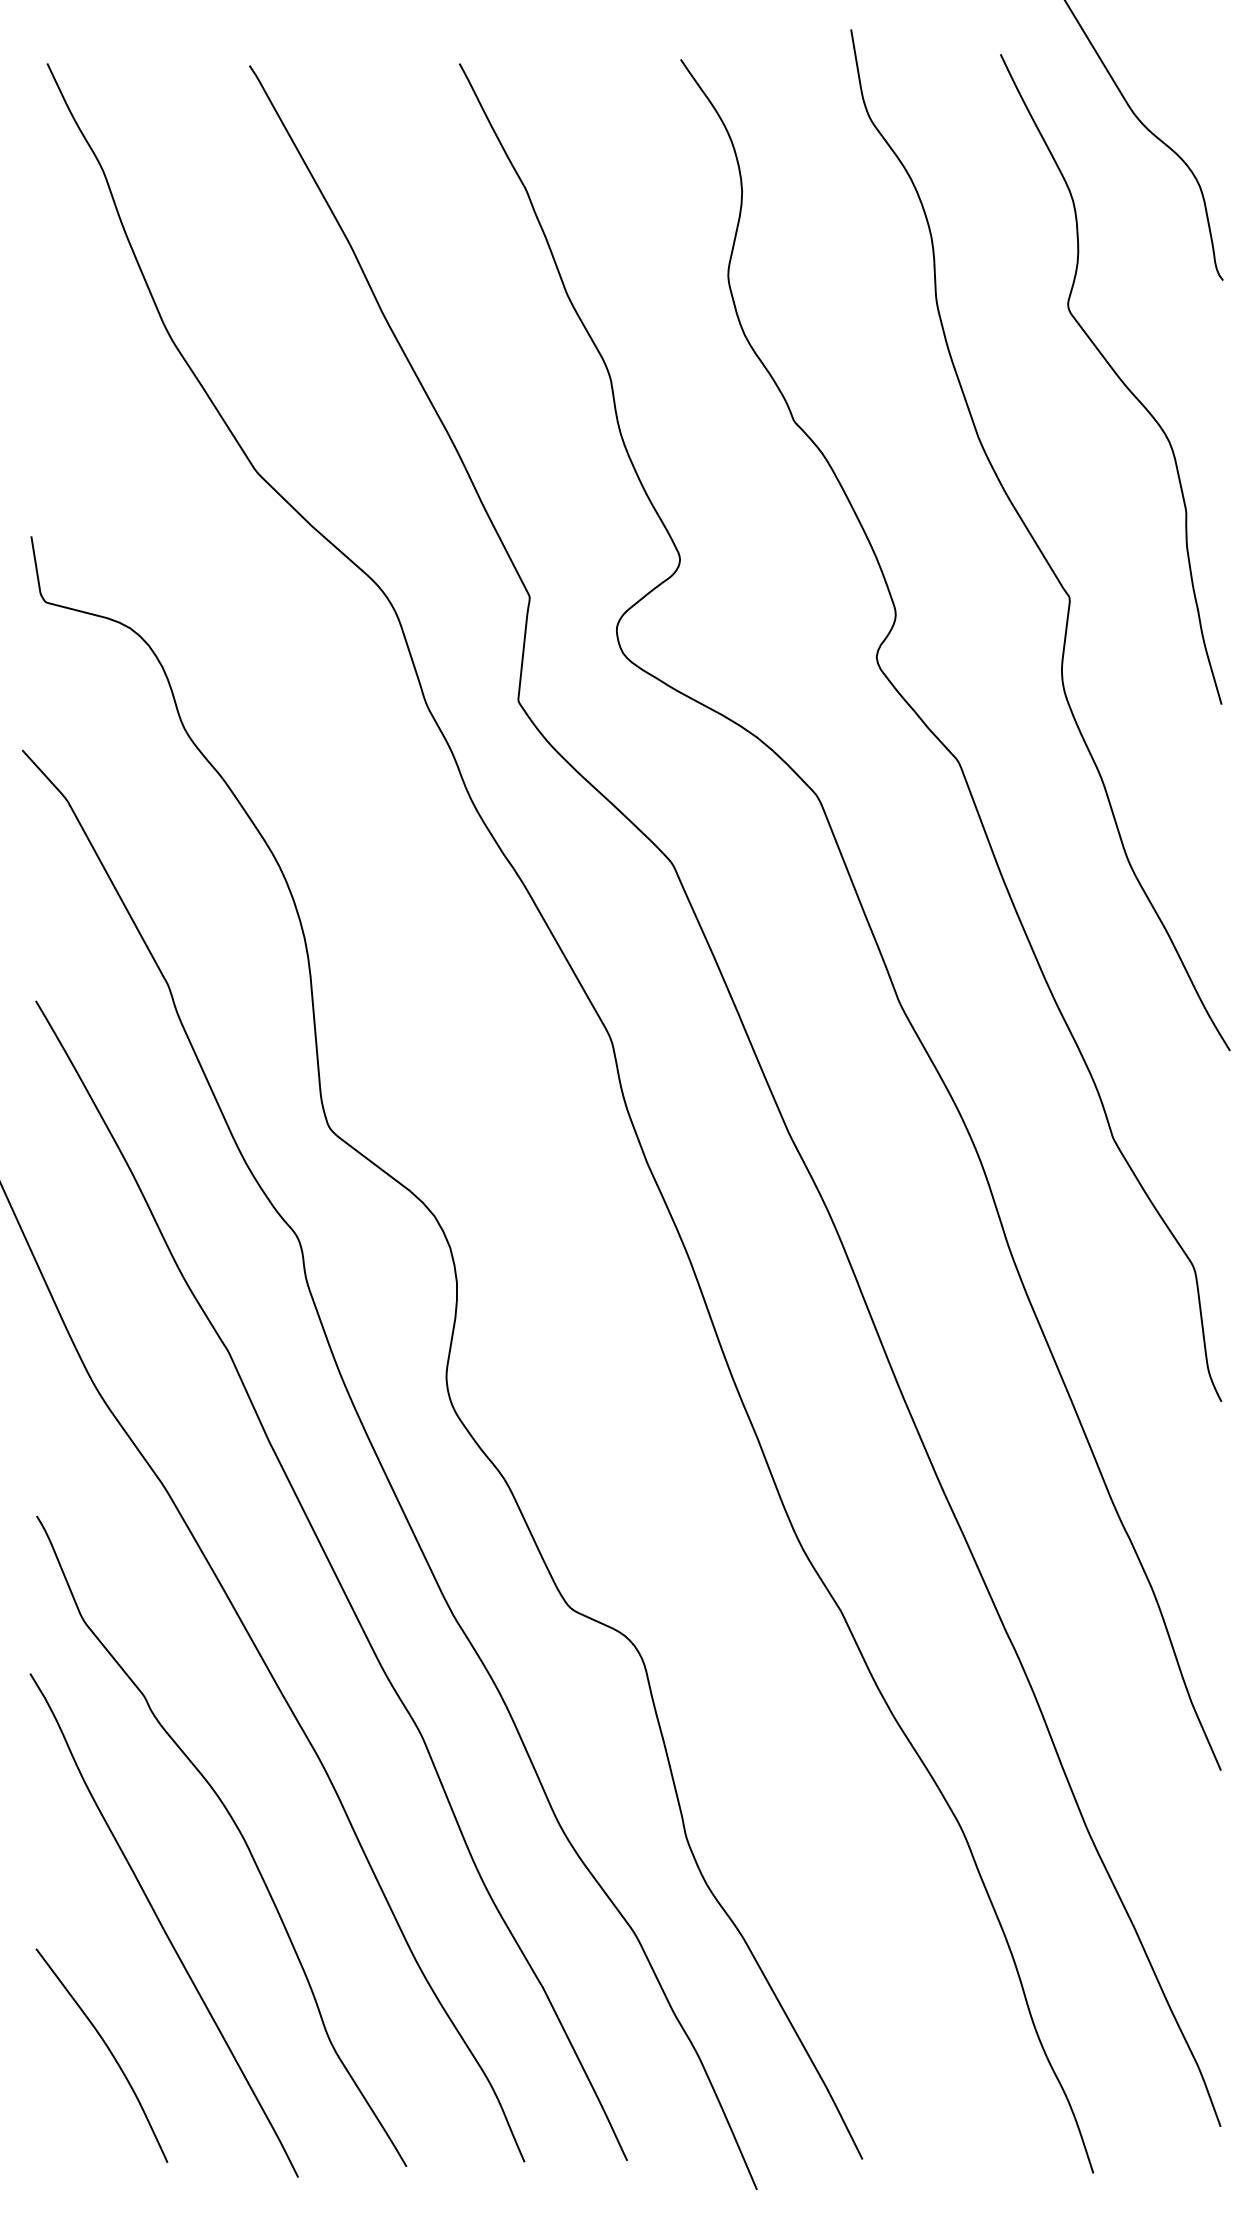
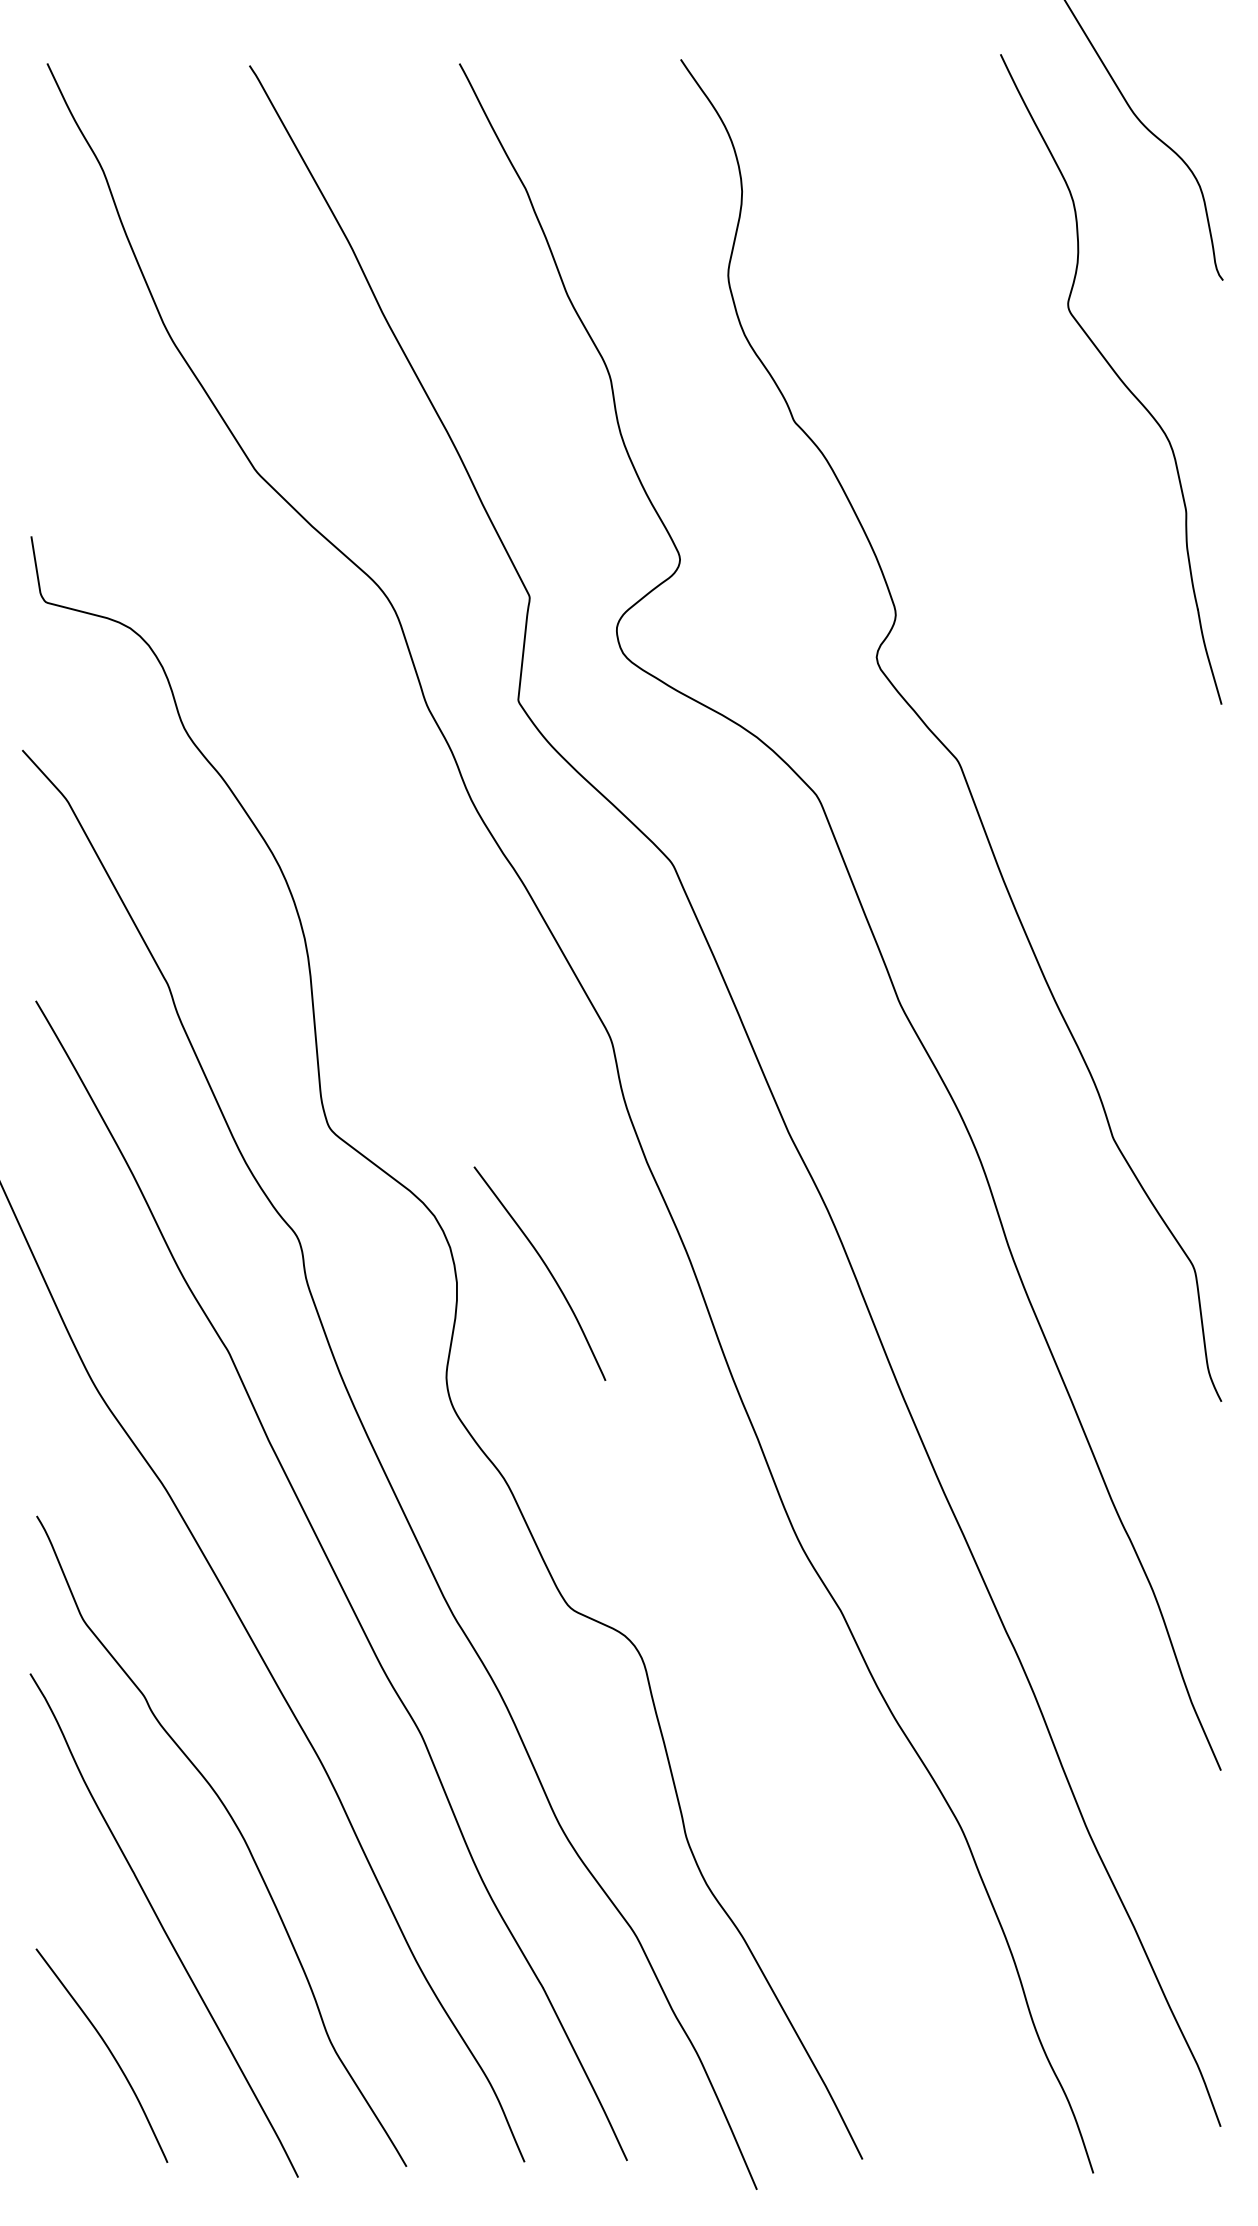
curve: present -> none (1037, 543)
curve: none -> present (546, 1268)
